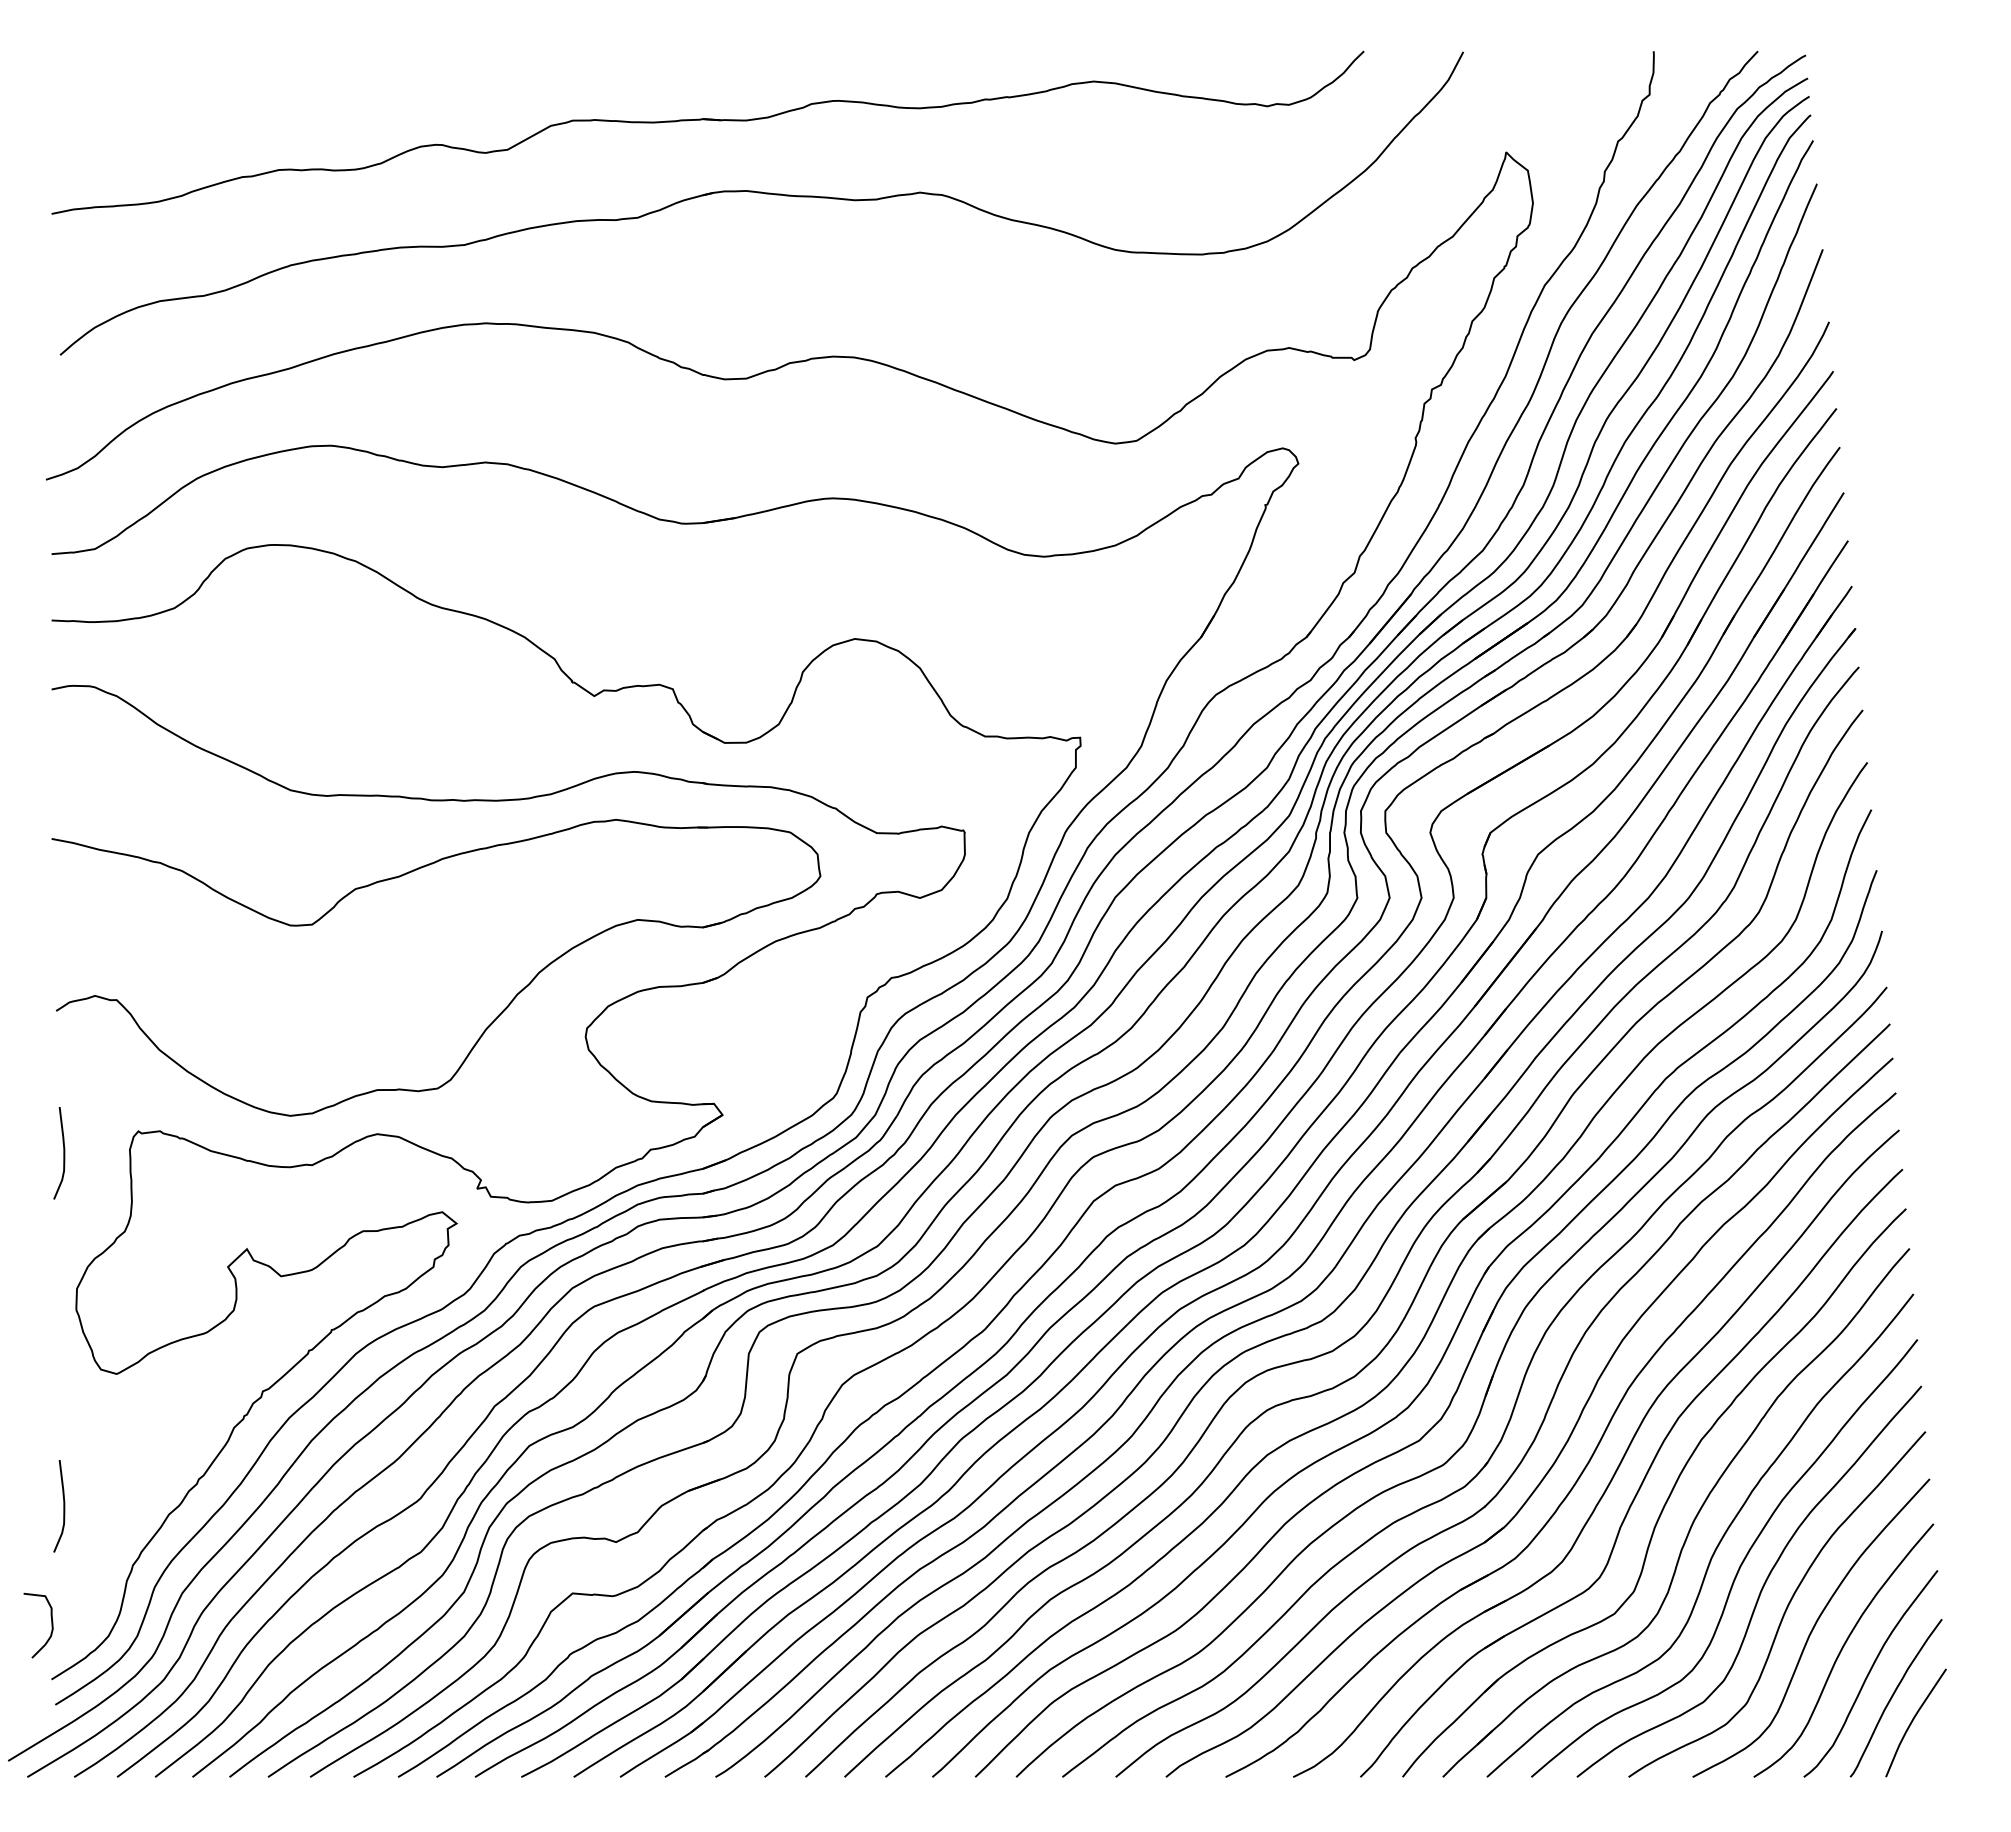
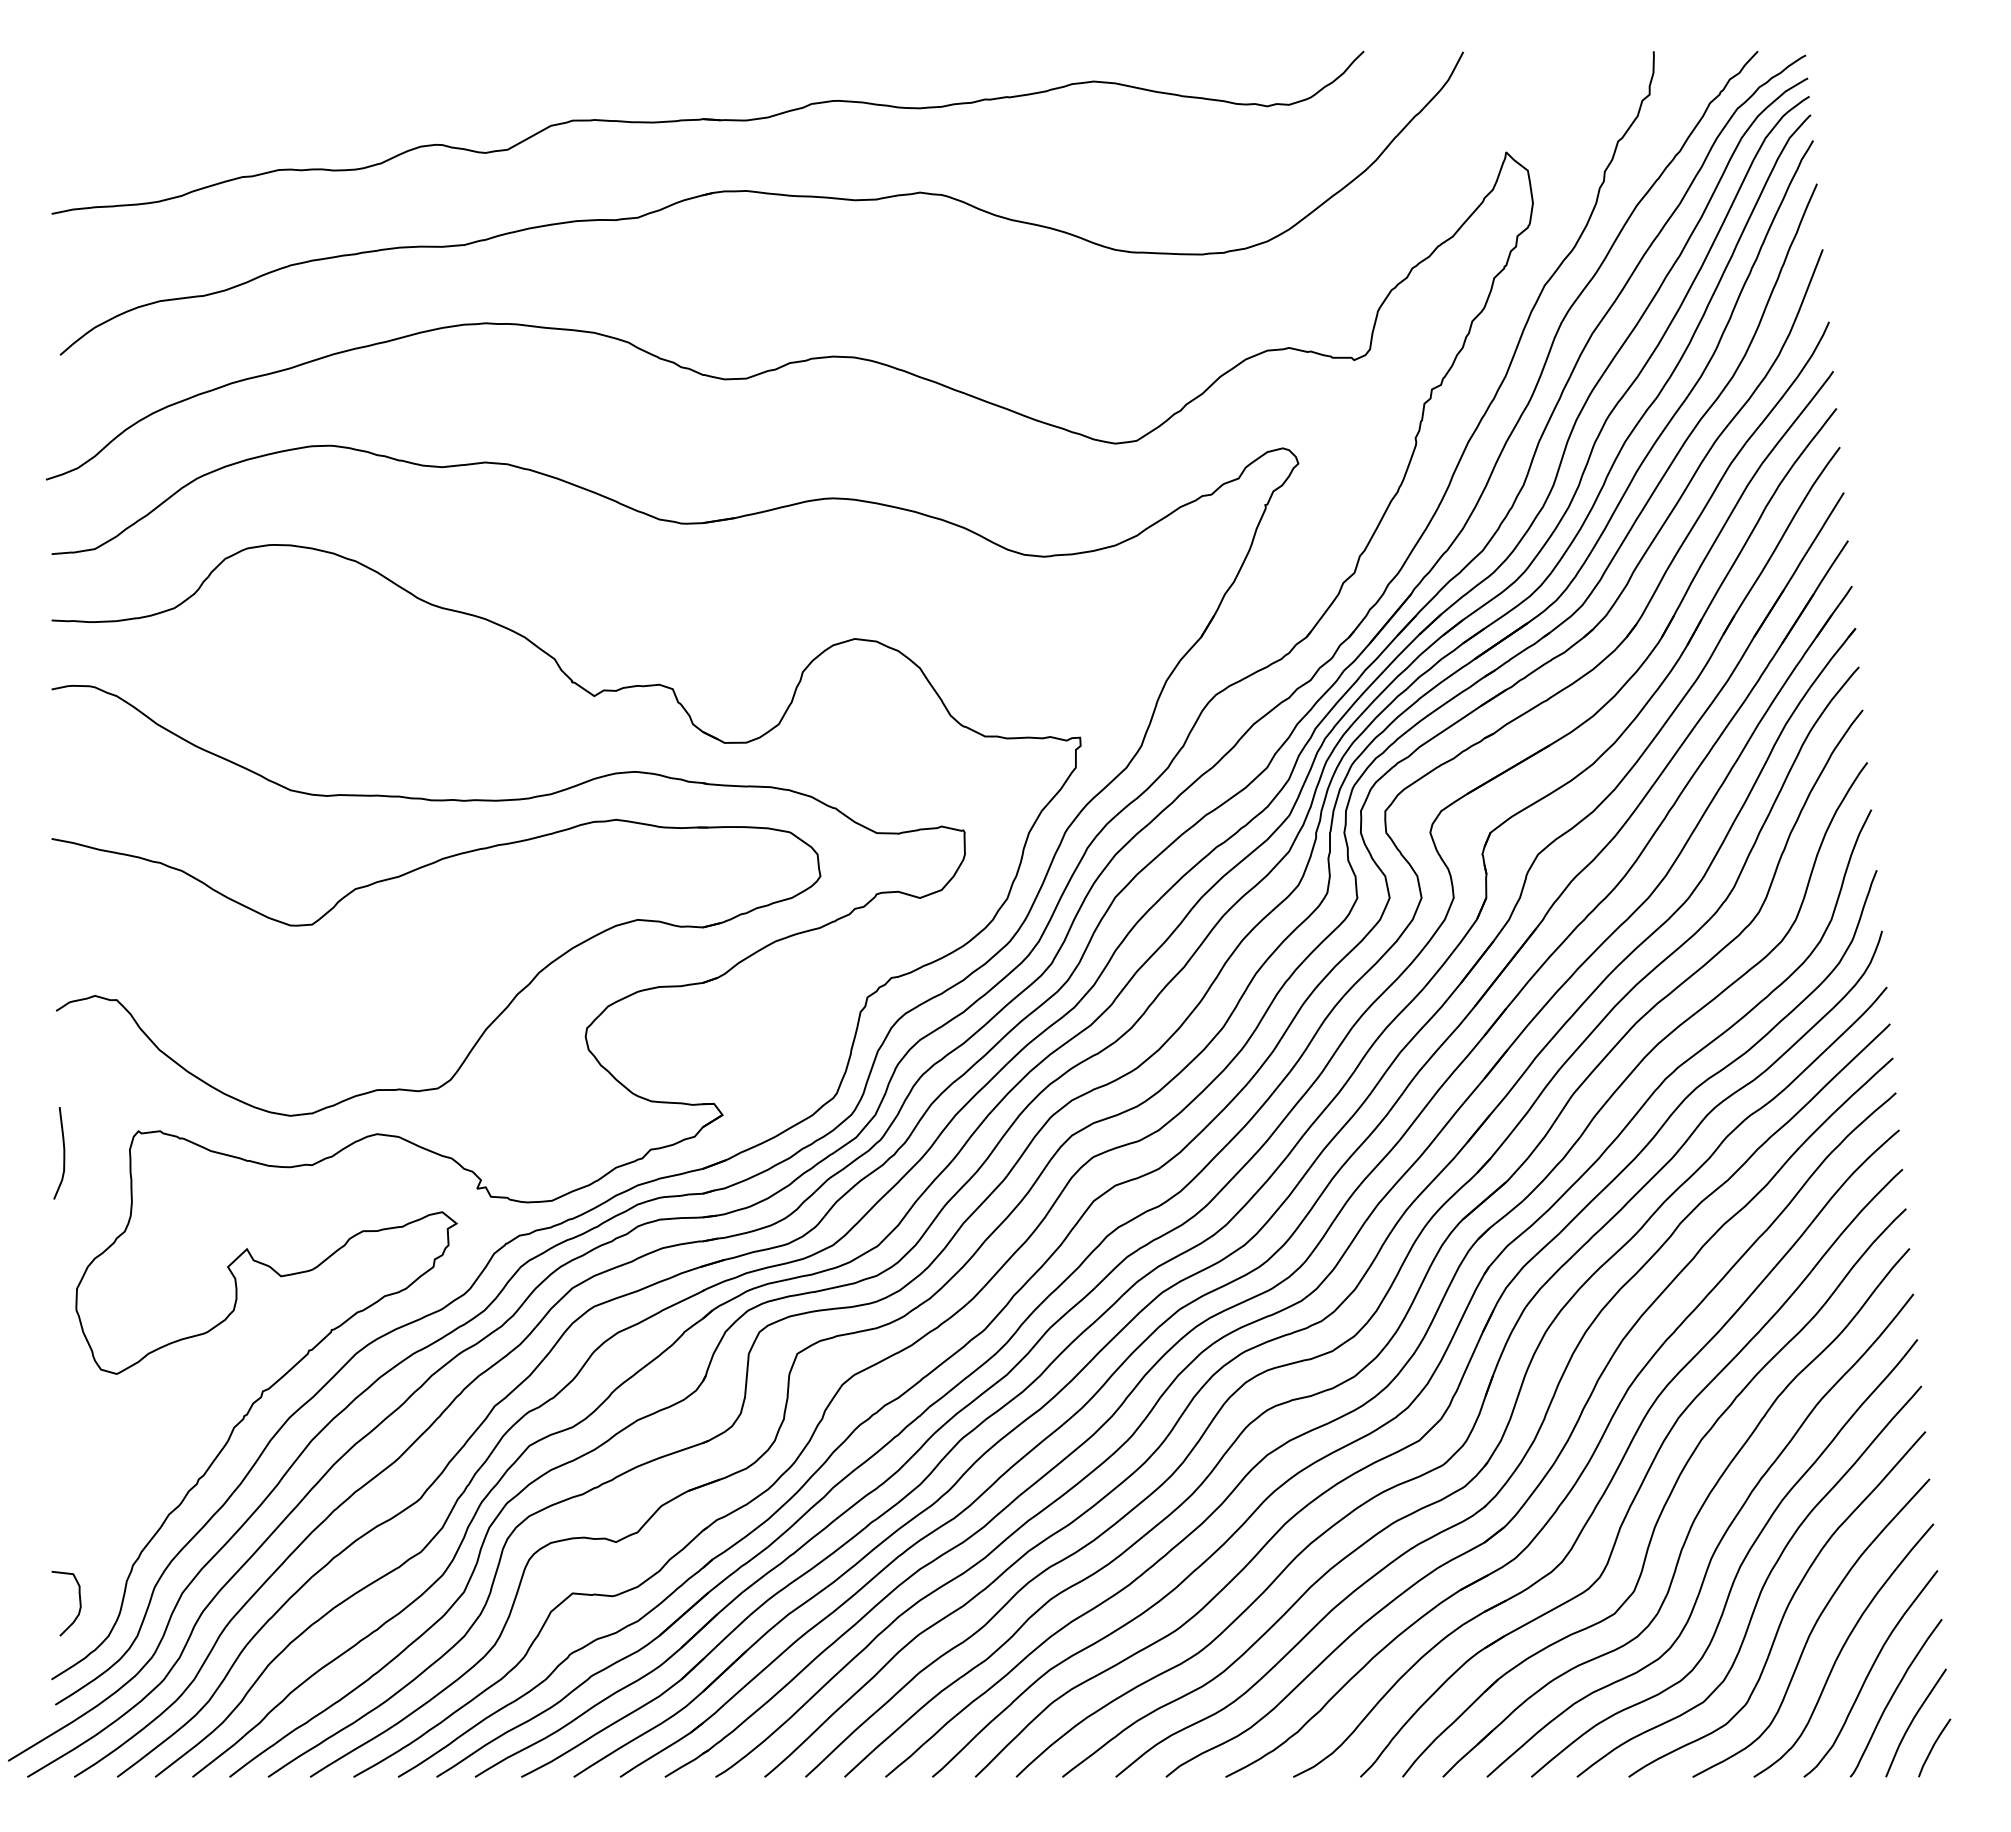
curve: present -> none (63, 1506)
curve position: (51, 1625) -> (79, 1603) (79, 1603)
line: none -> present (1934, 1746)
